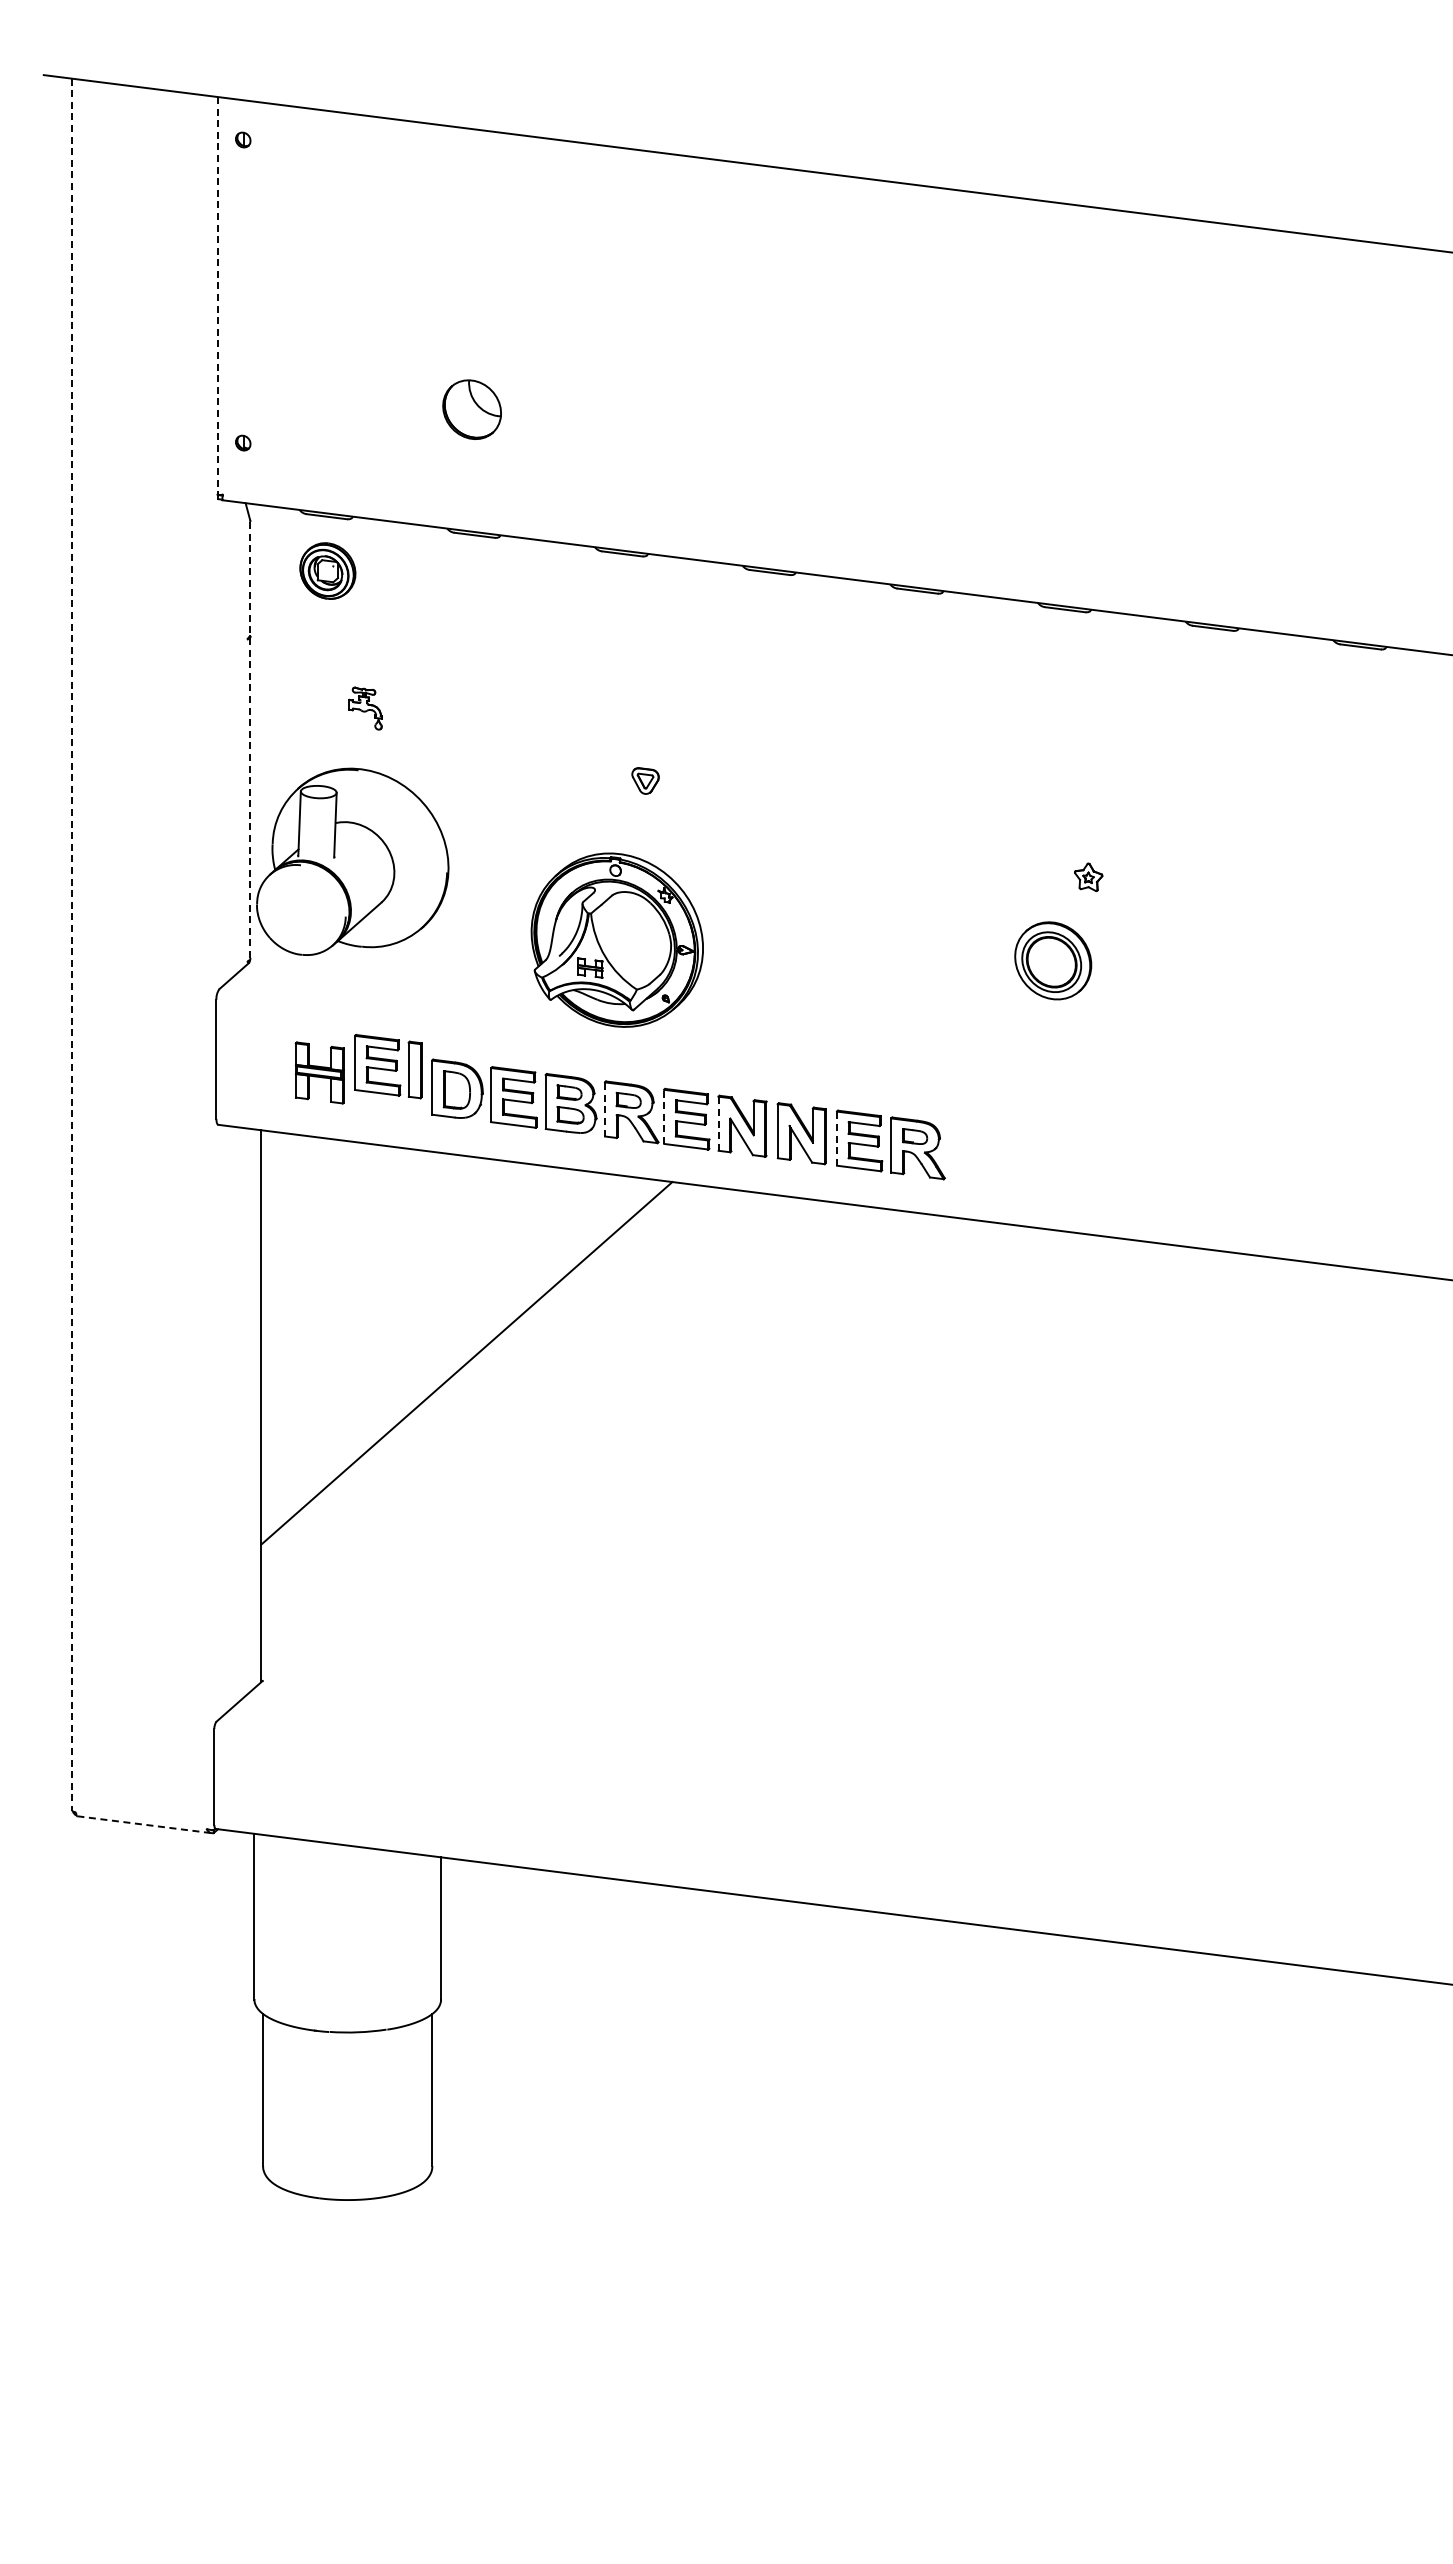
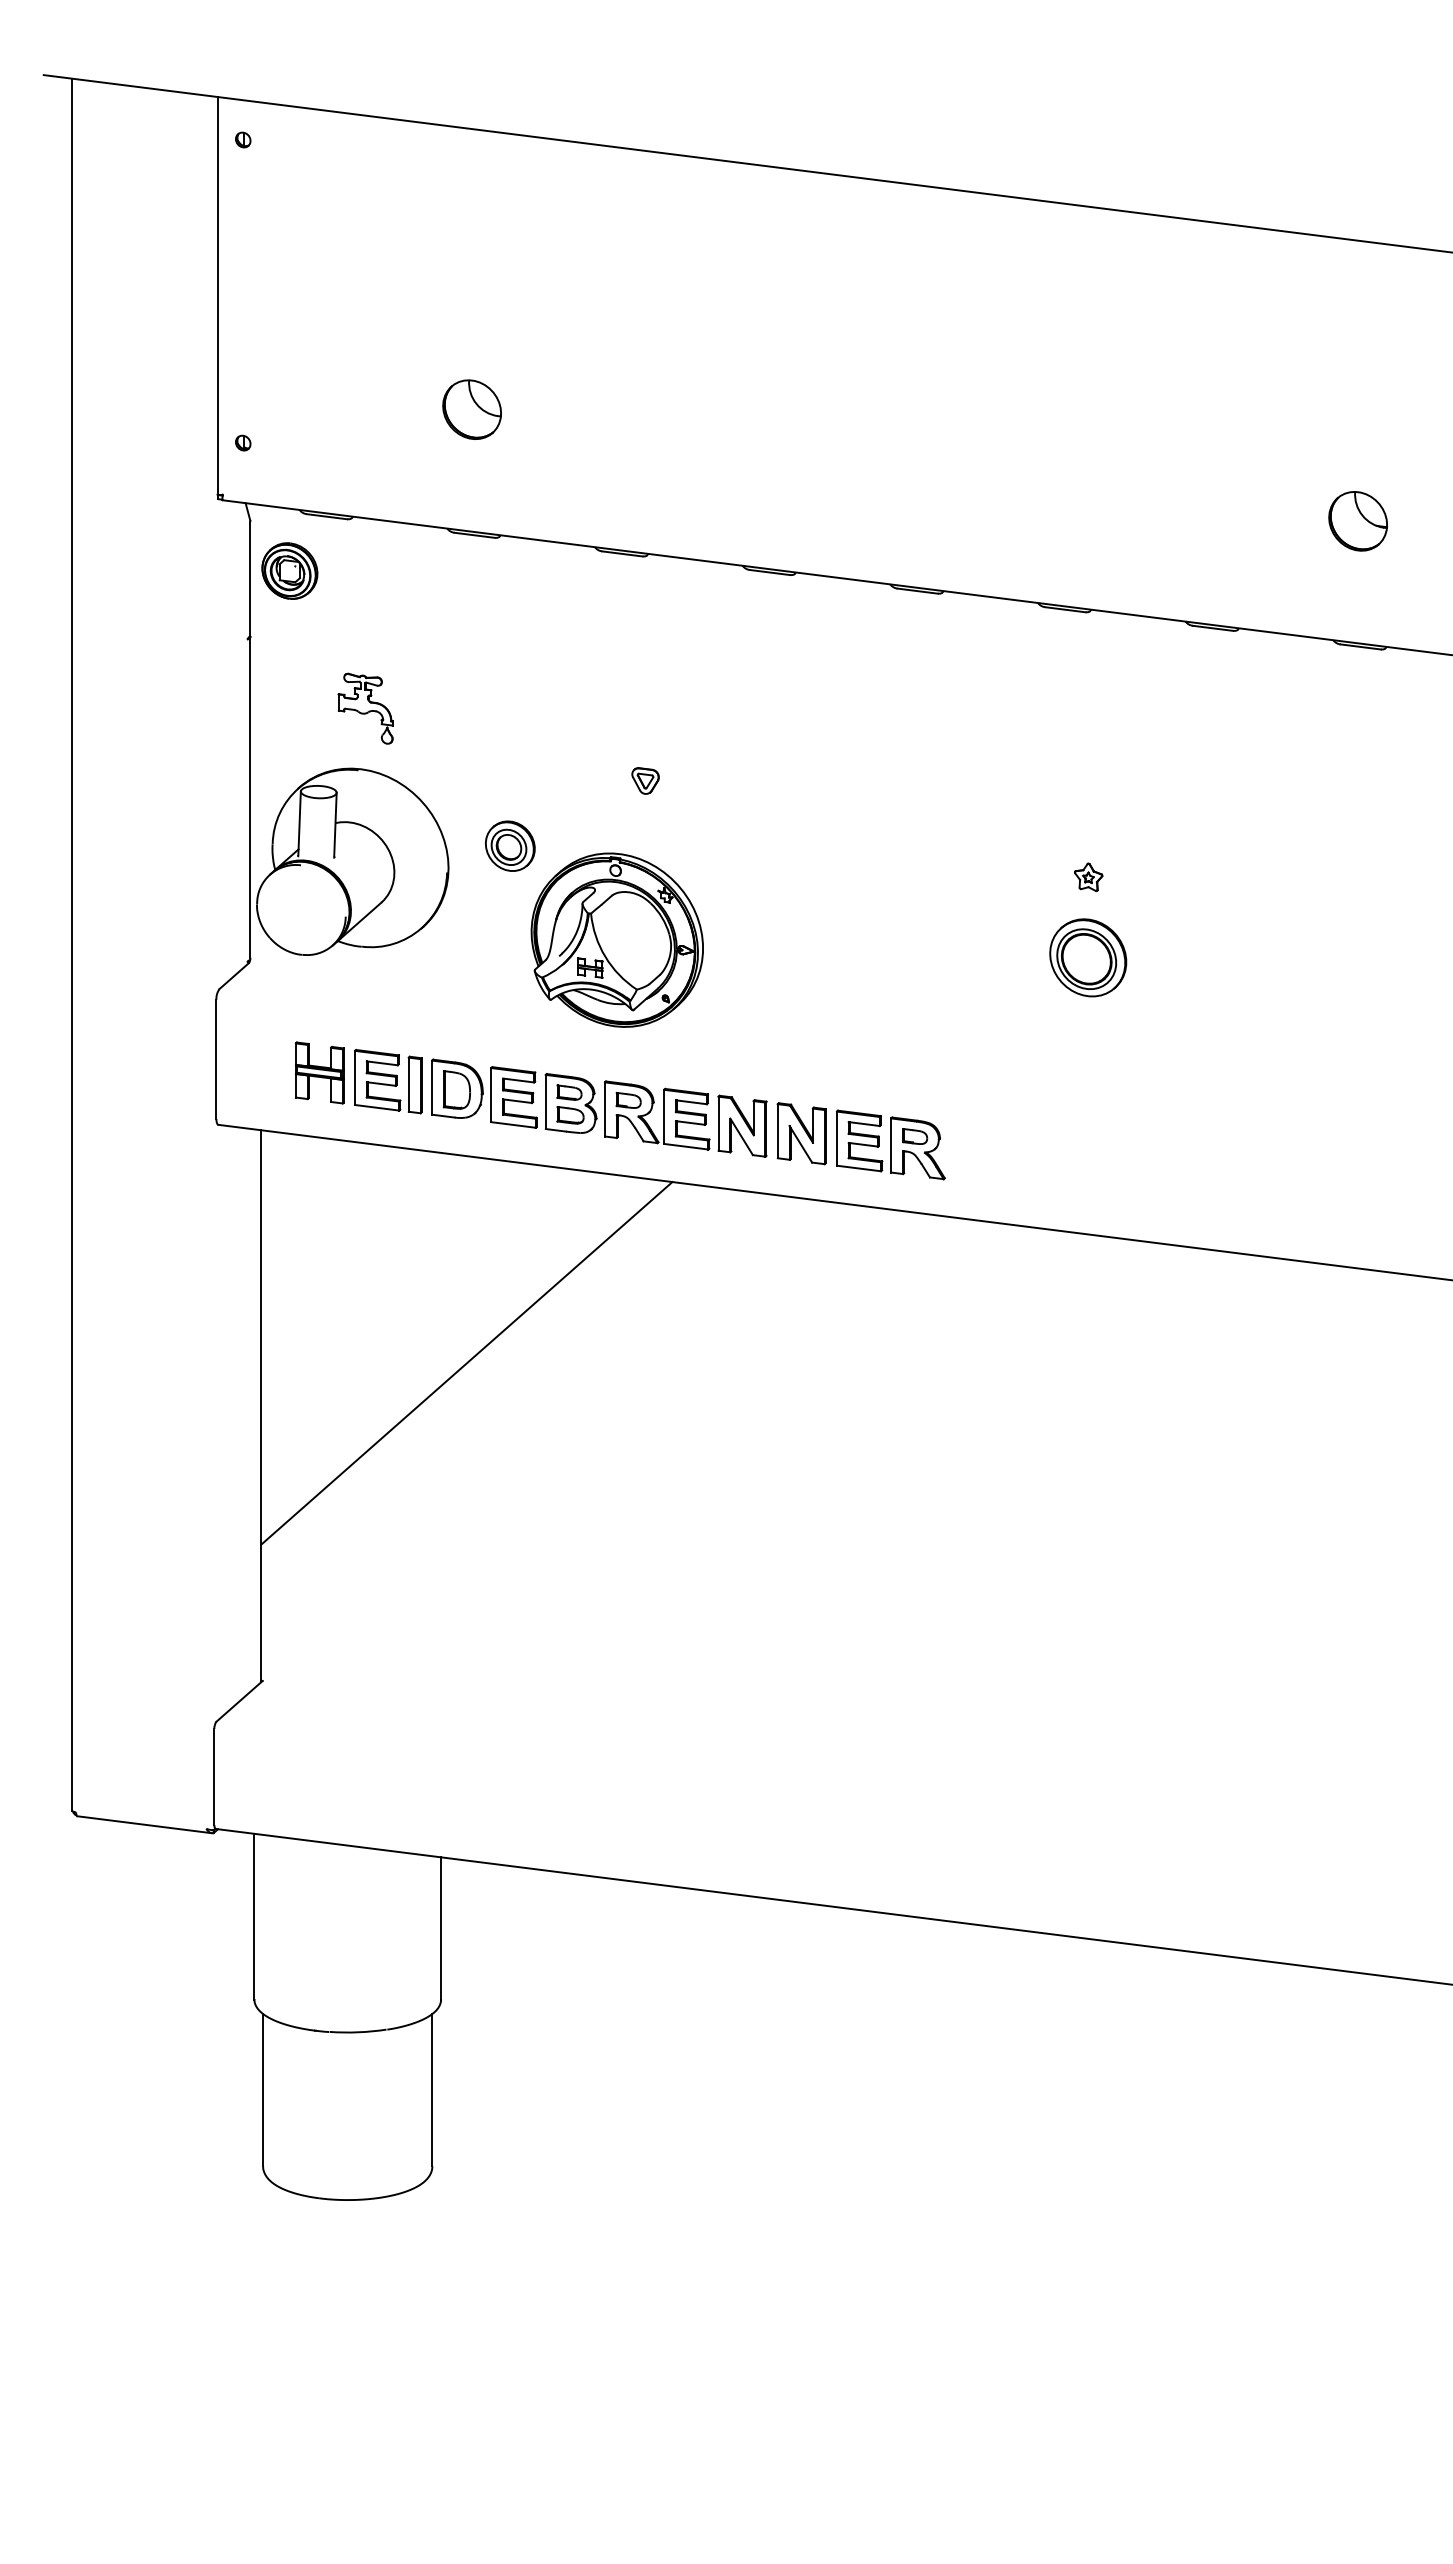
line: dashed -> solid (217, 295)
part: none -> present (1357, 521)
part position: (327, 570) -> (289, 570) (289, 570)
part size: 35x45 px -> 57x73 px (365, 708)
line: dashed -> solid (250, 739)
part: none -> present (510, 845)
line: dashed -> solid (72, 944)
part position: (1053, 960) -> (1088, 957) (1088, 957)
part position: (388, 1066) -> (388, 1081) (388, 1081)
line: dashed -> solid (605, 1108)
line: dashed -> solid (664, 1116)
line: dashed -> solid (718, 1123)
line: dashed -> solid (837, 1138)
line: dashed -> solid (144, 1824)
